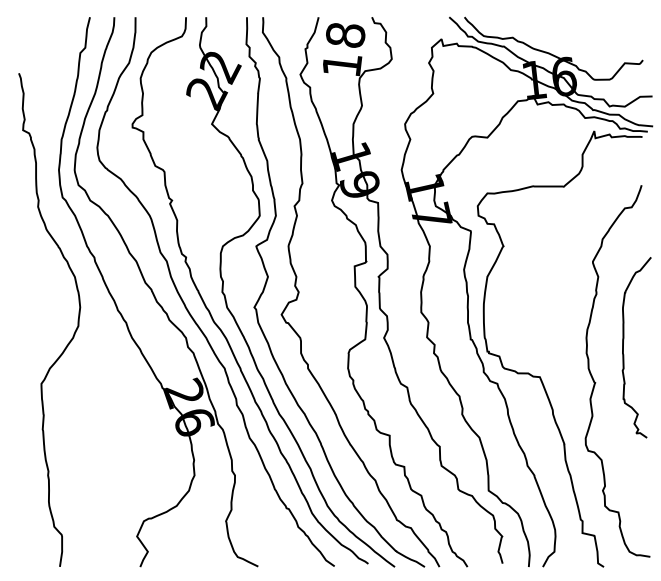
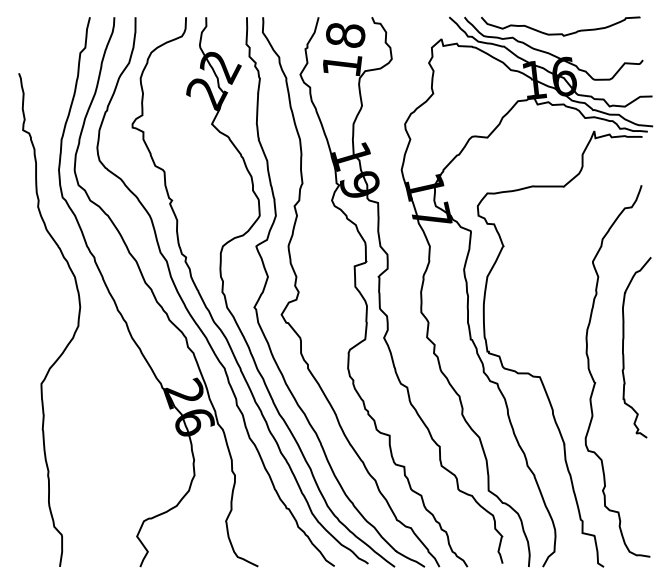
curve: none -> present (560, 33)
